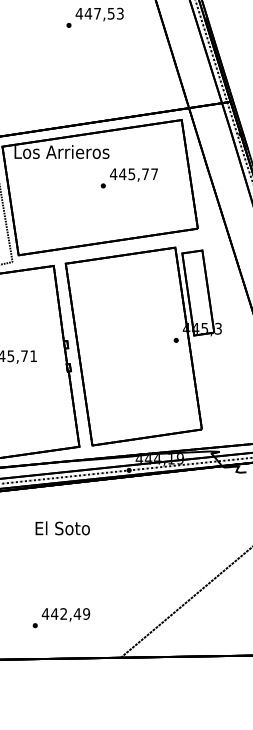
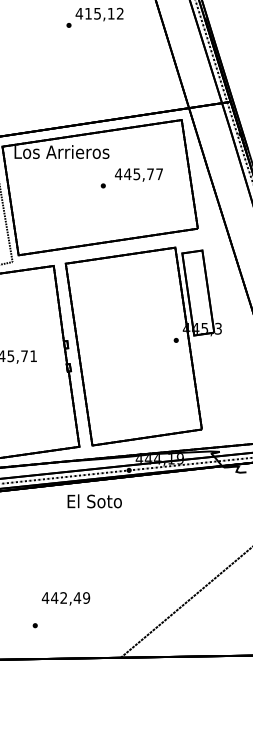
text: 447,53 -> 415,12 (103, 13)
text position: (133, 174) -> (138, 174) (138, 174)
text position: (62, 528) -> (94, 501) (94, 501)
text position: (65, 614) -> (65, 598) (65, 598)
